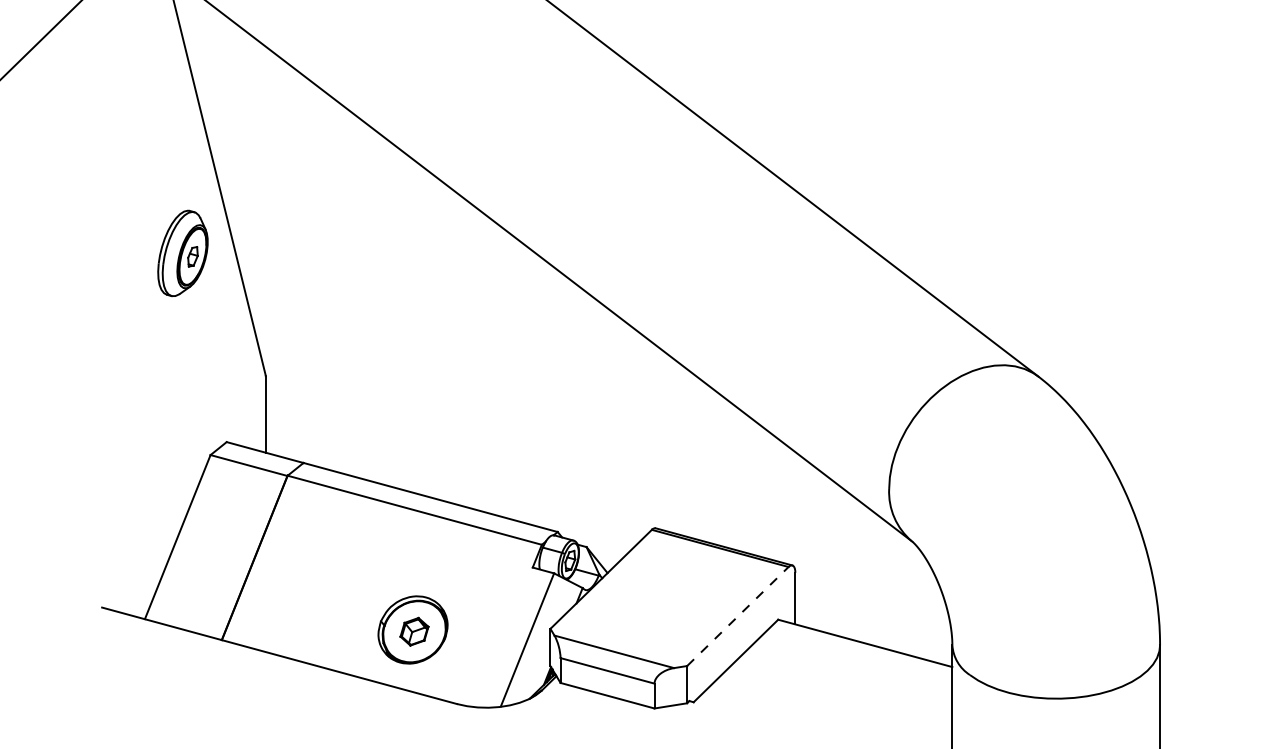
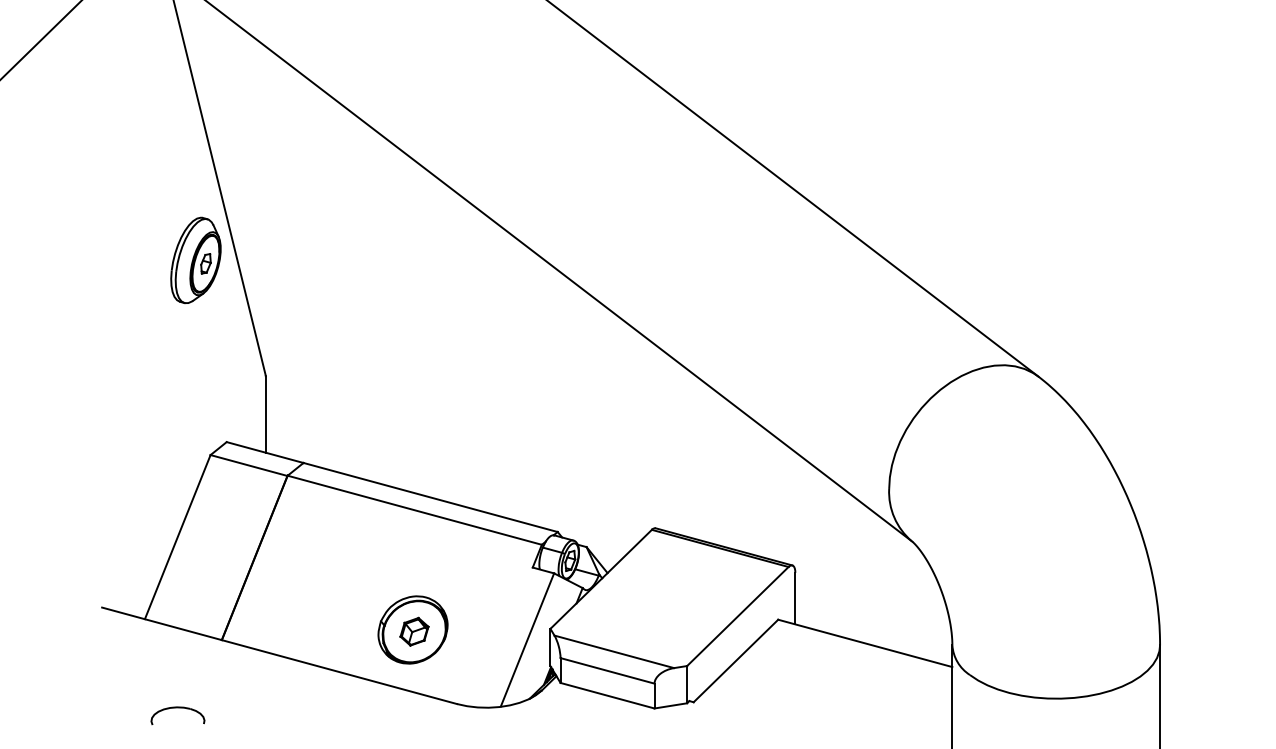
part position: (182, 253) -> (195, 260) (195, 260)
line: dashed -> solid (737, 616)
part: none -> present (177, 708)
